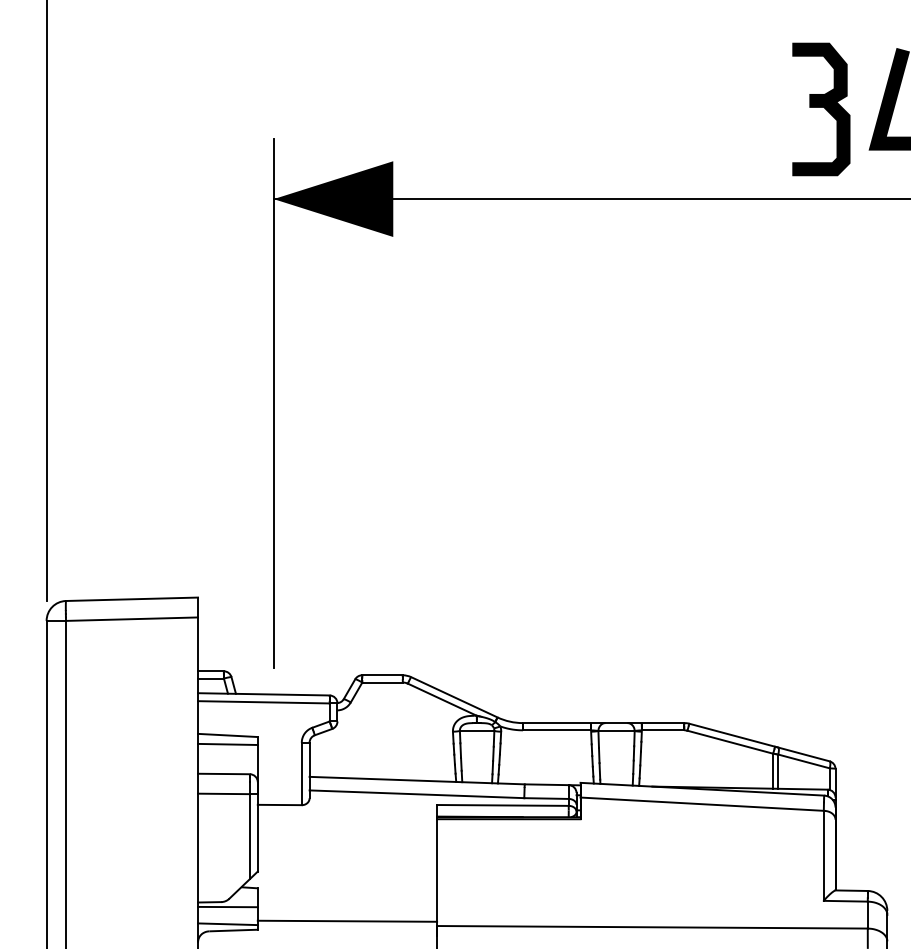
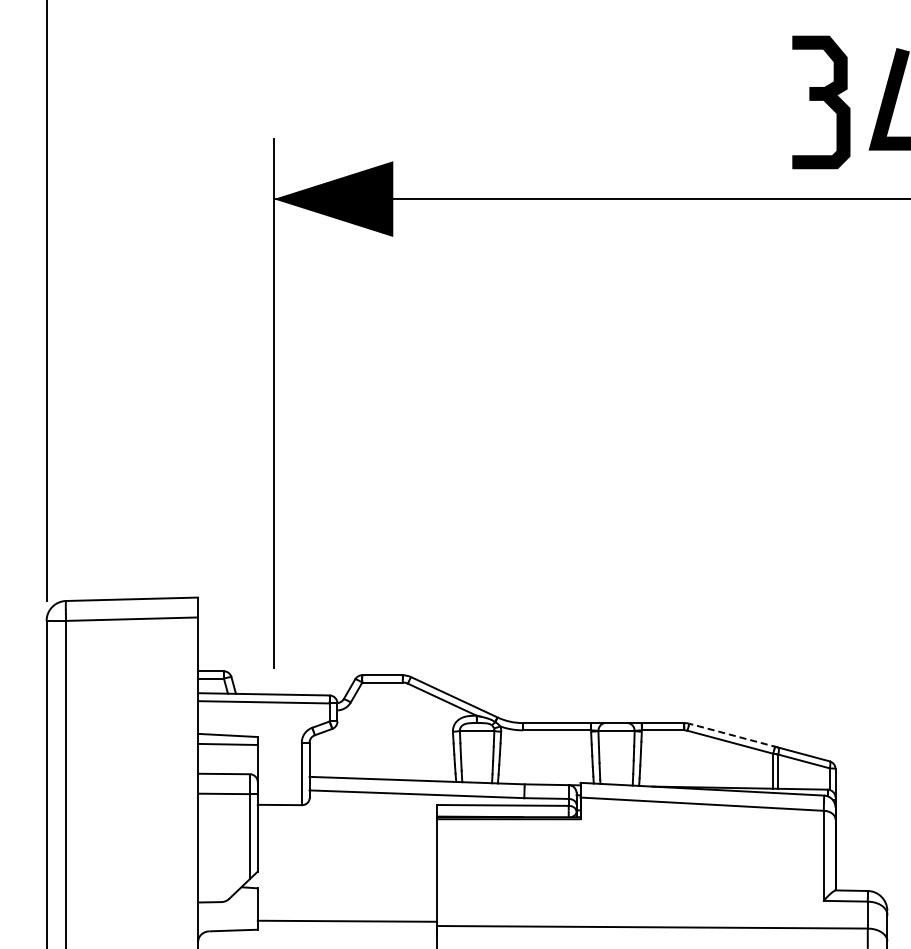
part position: (821, 109) -> (821, 102) (821, 102)
line: solid -> dashed (733, 735)
line: present -> none (227, 906)
line: present -> none (227, 924)
